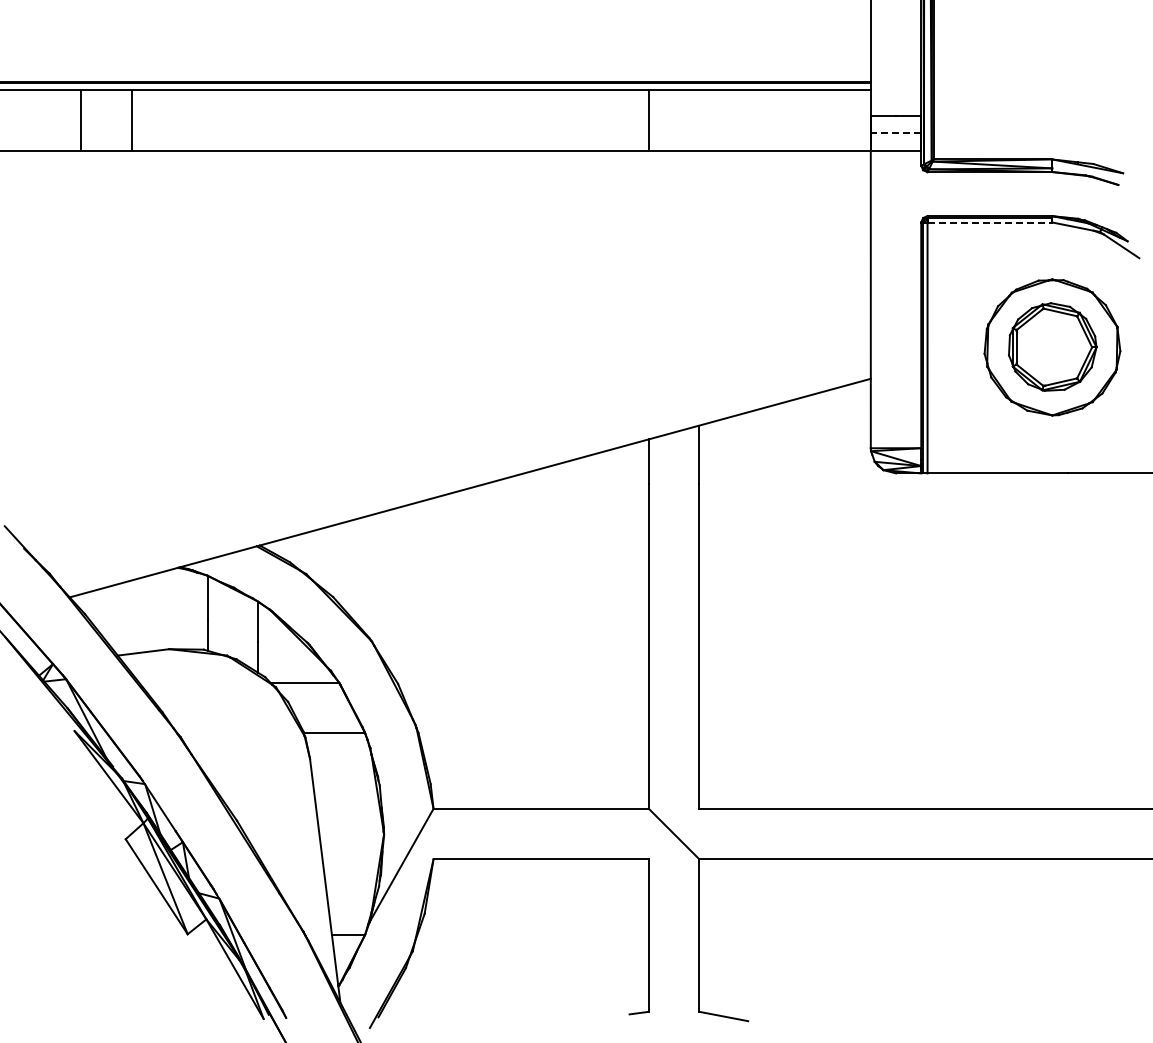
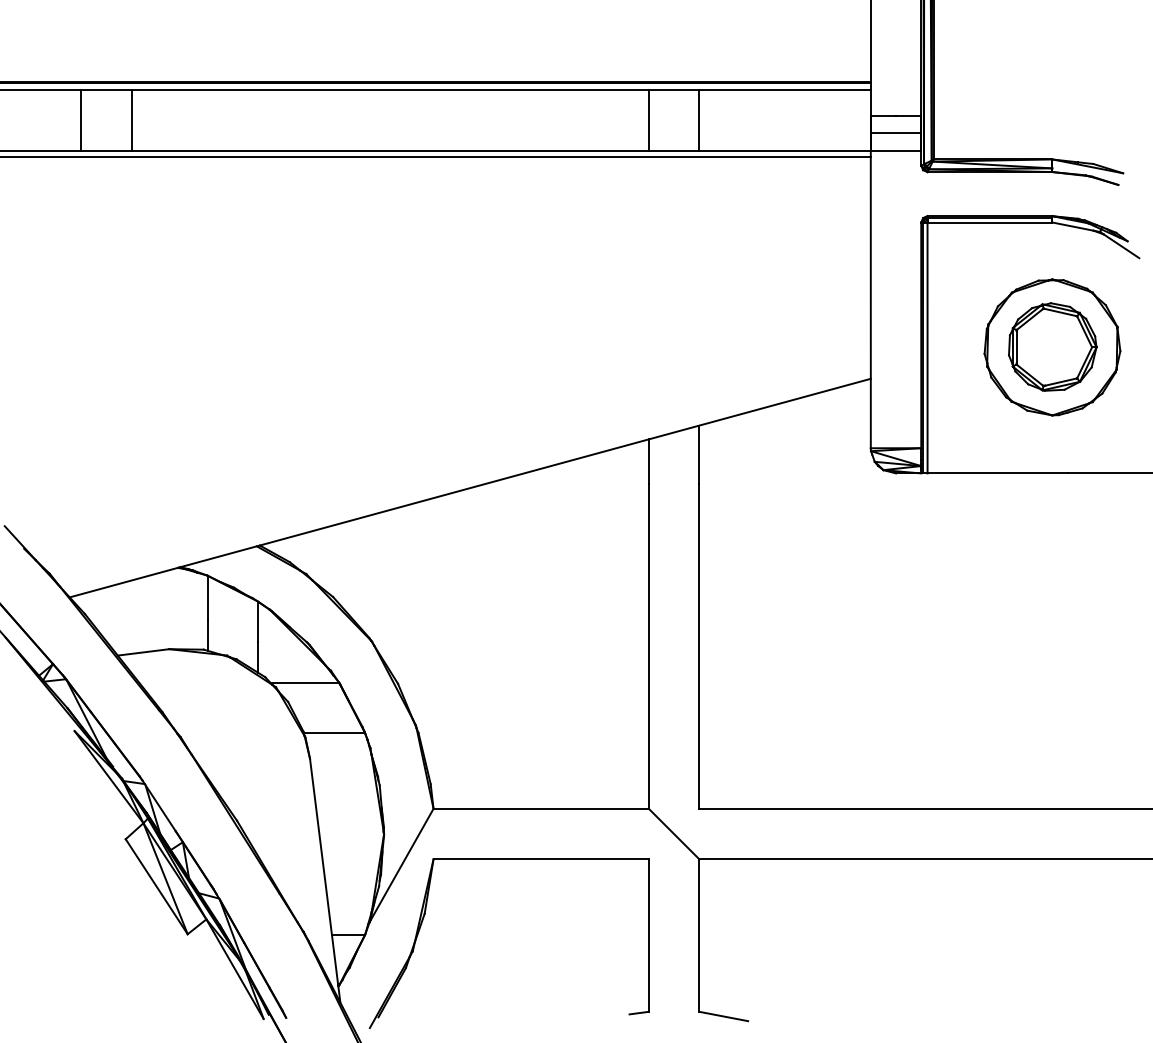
line: none -> present (699, 120)
line: dashed -> solid (895, 133)
line: none -> present (436, 156)
line: dashed -> solid (990, 222)
